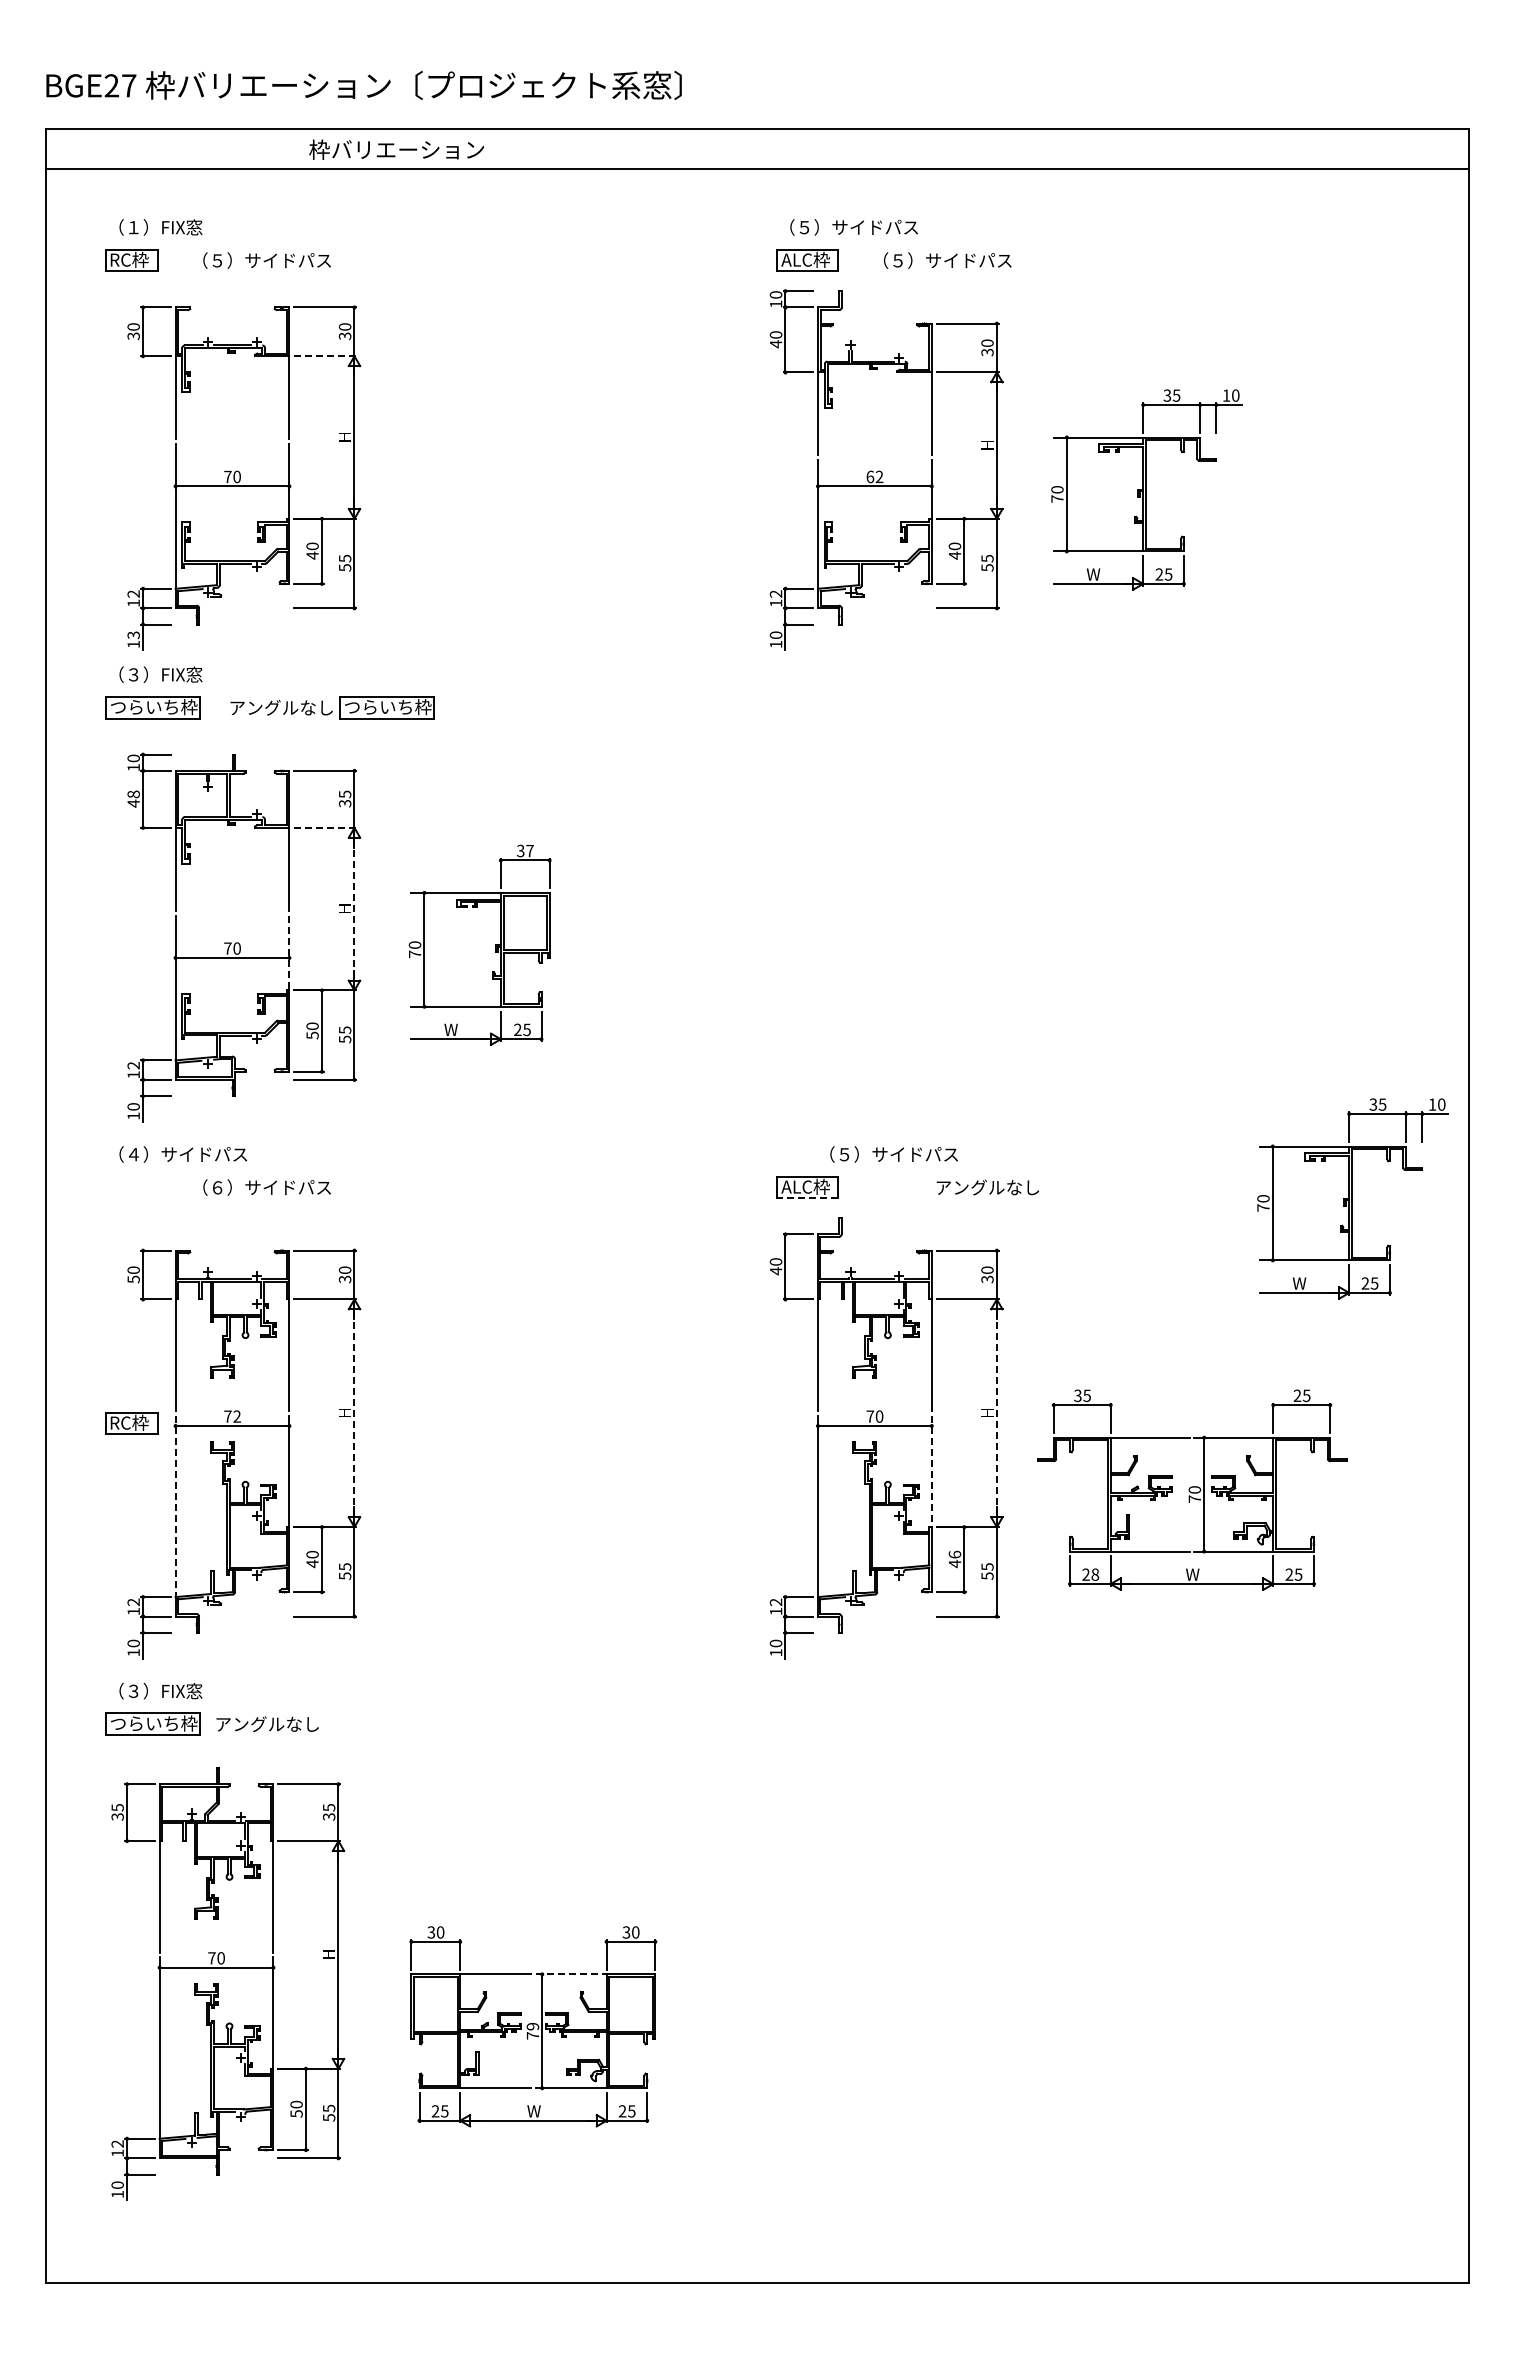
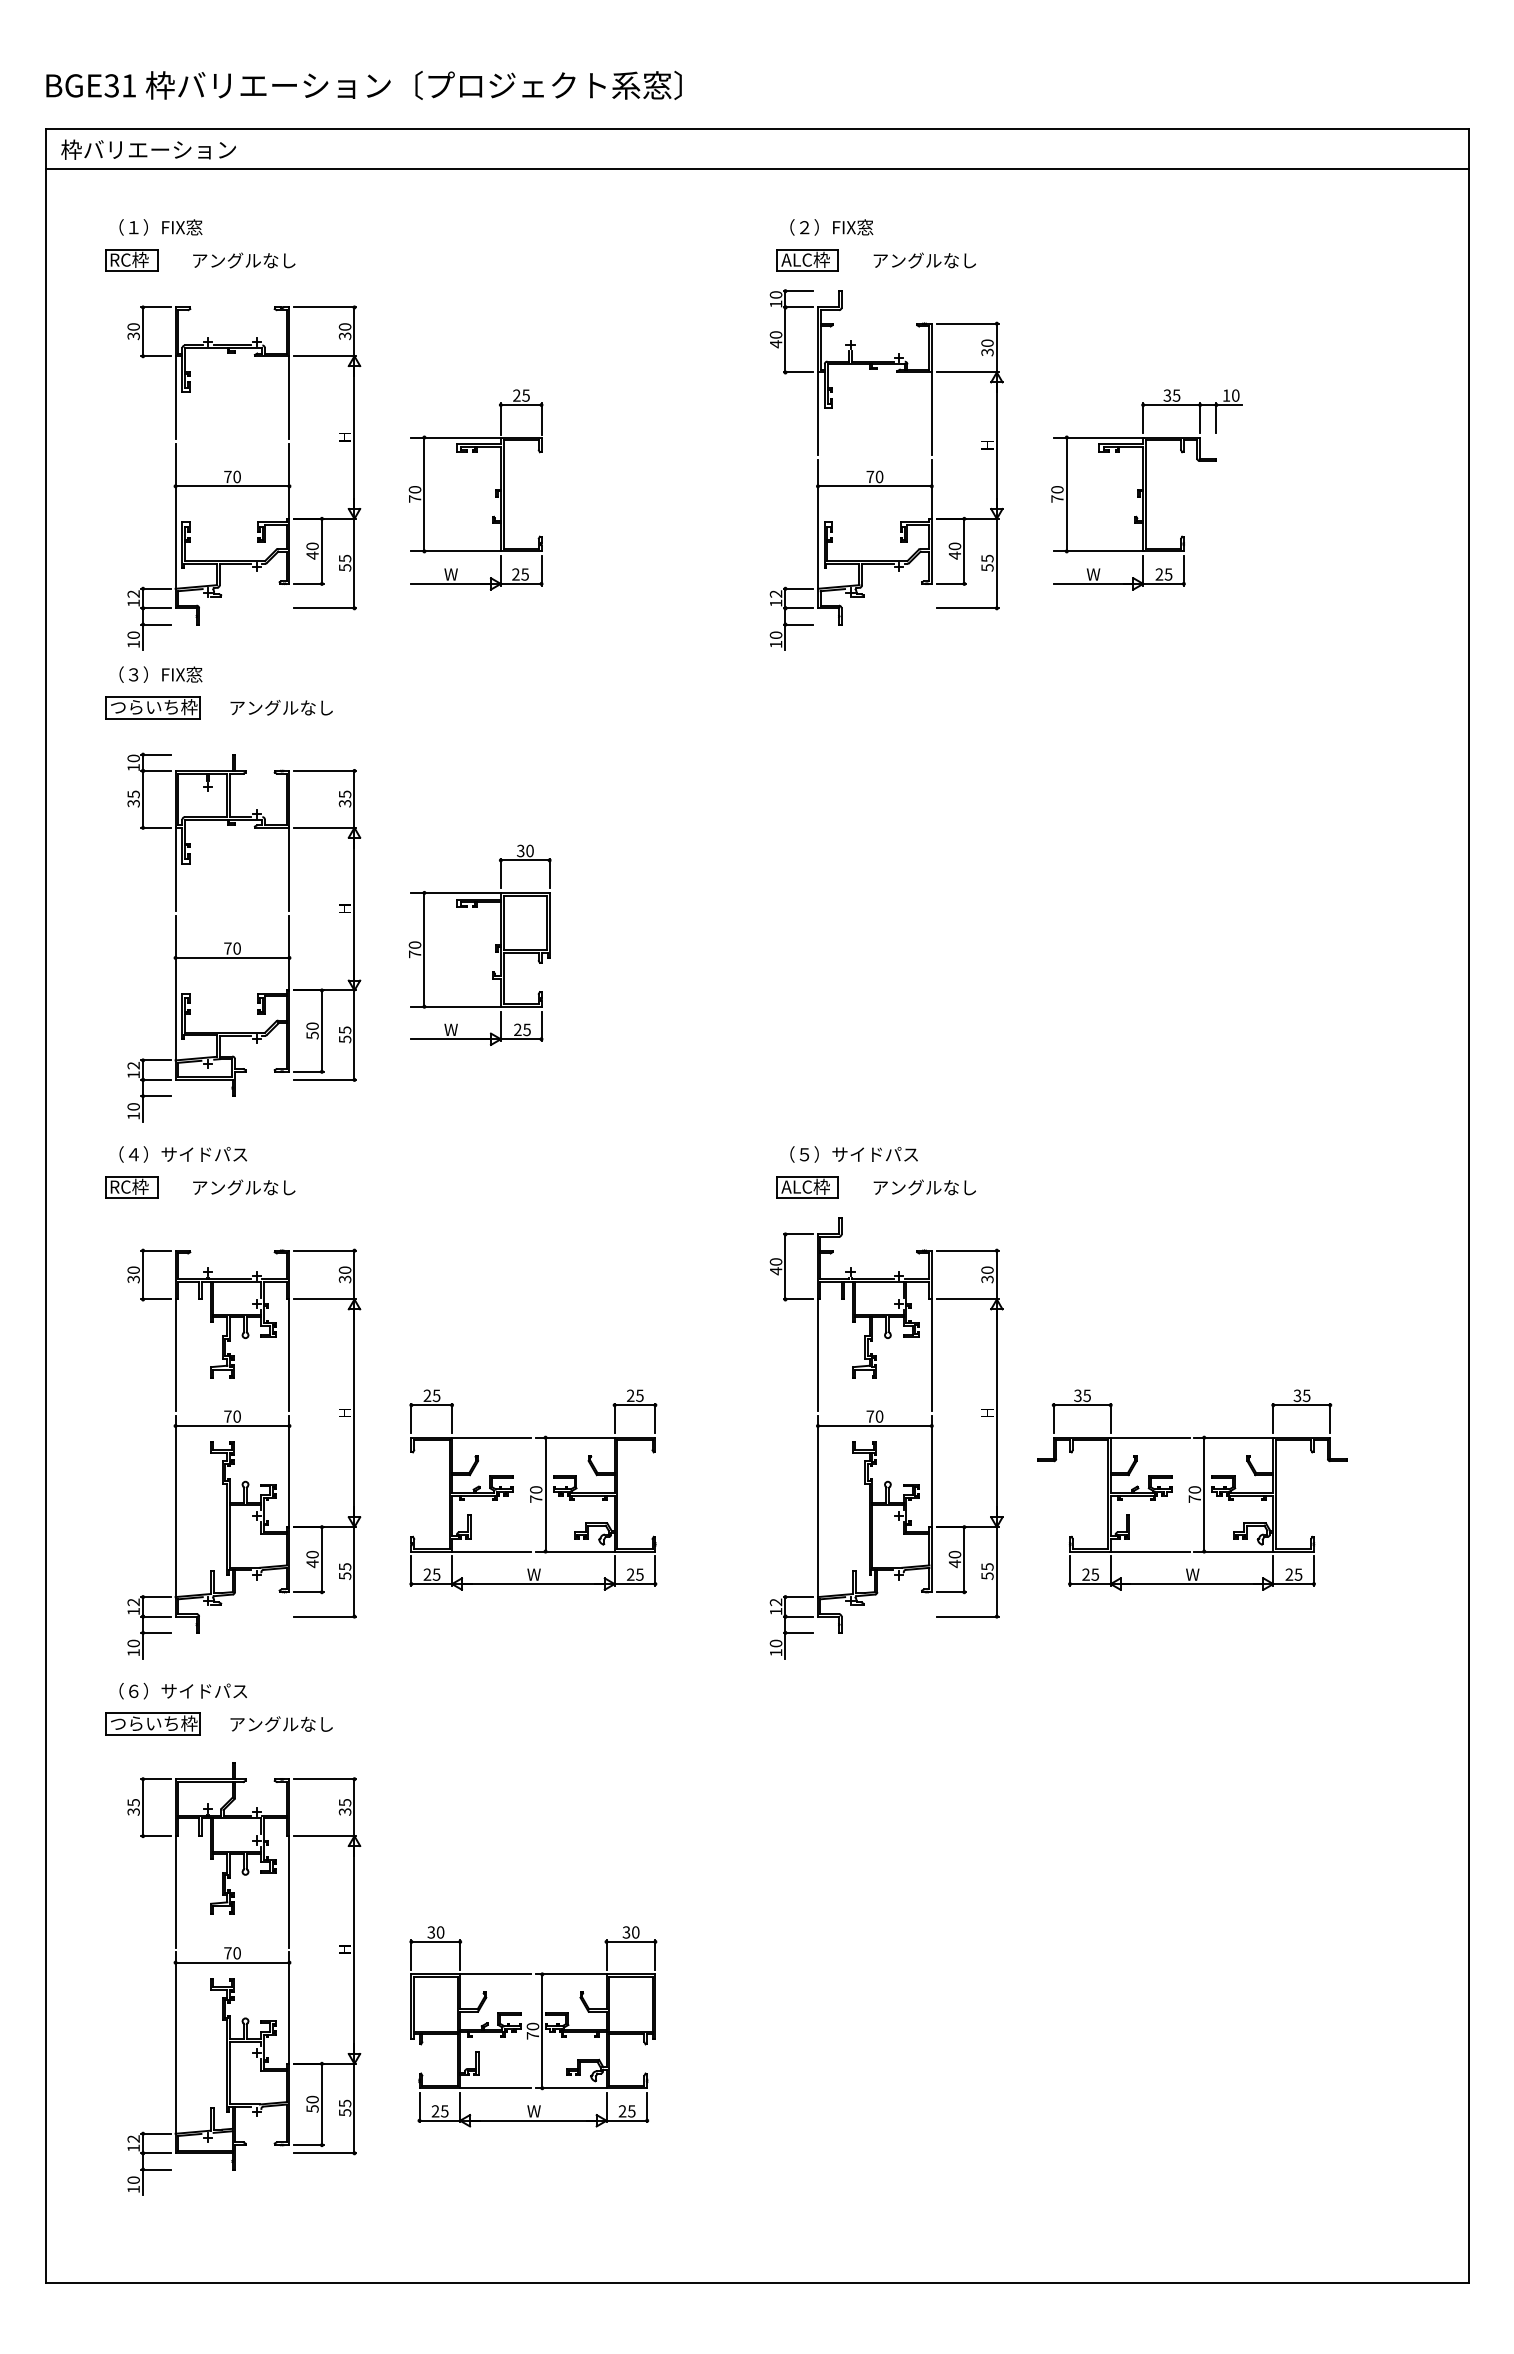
text: BGE27 -> BGE31 (120, 85)
text position: (396, 149) -> (148, 149) (148, 149)
text: （５）サイドパス -> （２）FIX窓 (858, 227)
text: （５）サイドパス -> アングルなし (261, 260)
text: （５）サイドパス -> アングルなし (942, 260)
line: dashed -> solid (325, 356)
text: 62 -> 70 (874, 476)
part: none -> present (475, 489)
text: 13 -> 10 (133, 635)
part: present -> none (386, 707)
text: 48 -> 35 (133, 798)
line: dashed -> solid (325, 827)
text: 37 -> 30 (529, 850)
line: dashed -> solid (354, 909)
line: dashed -> solid (289, 953)
text position: (893, 1154) -> (853, 1154) (853, 1154)
text: （６）サイドパス -> アングルなし (261, 1187)
text position: (987, 1187) -> (924, 1187) (924, 1187)
line: dashed -> solid (807, 1198)
part: present -> none (1352, 1198)
text: 50 -> 30 (133, 1278)
text: 25 -> 35 (1297, 1396)
line: dashed -> solid (354, 1412)
line: dashed -> solid (996, 1412)
text: 72 -> 70 (236, 1416)
part position: (131, 1423) -> (131, 1187) (131, 1187)
line: dashed -> solid (931, 1471)
part: none -> present (533, 1489)
line: dashed -> solid (175, 1506)
text: 46 -> 40 (954, 1554)
text: 28 -> 25 (1095, 1574)
text: （３）FIX窓 -> （６）サイドパス (188, 1691)
text position: (267, 1723) -> (281, 1723) (281, 1723)
line: dashed -> solid (571, 1974)
part position: (228, 1983) -> (244, 1978) (244, 1978)
text: 79 -> 70 (533, 2026)
